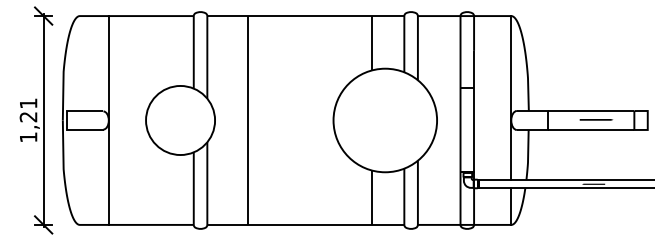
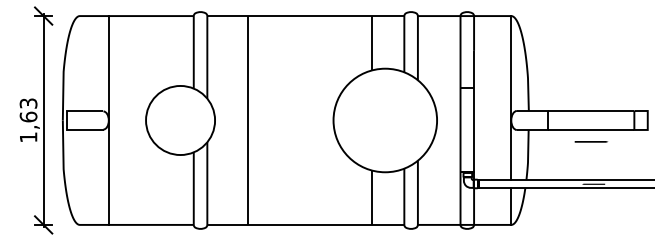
text: 1,21 -> 1,63 (28, 110)
line position: (596, 119) -> (591, 141) (591, 141)
